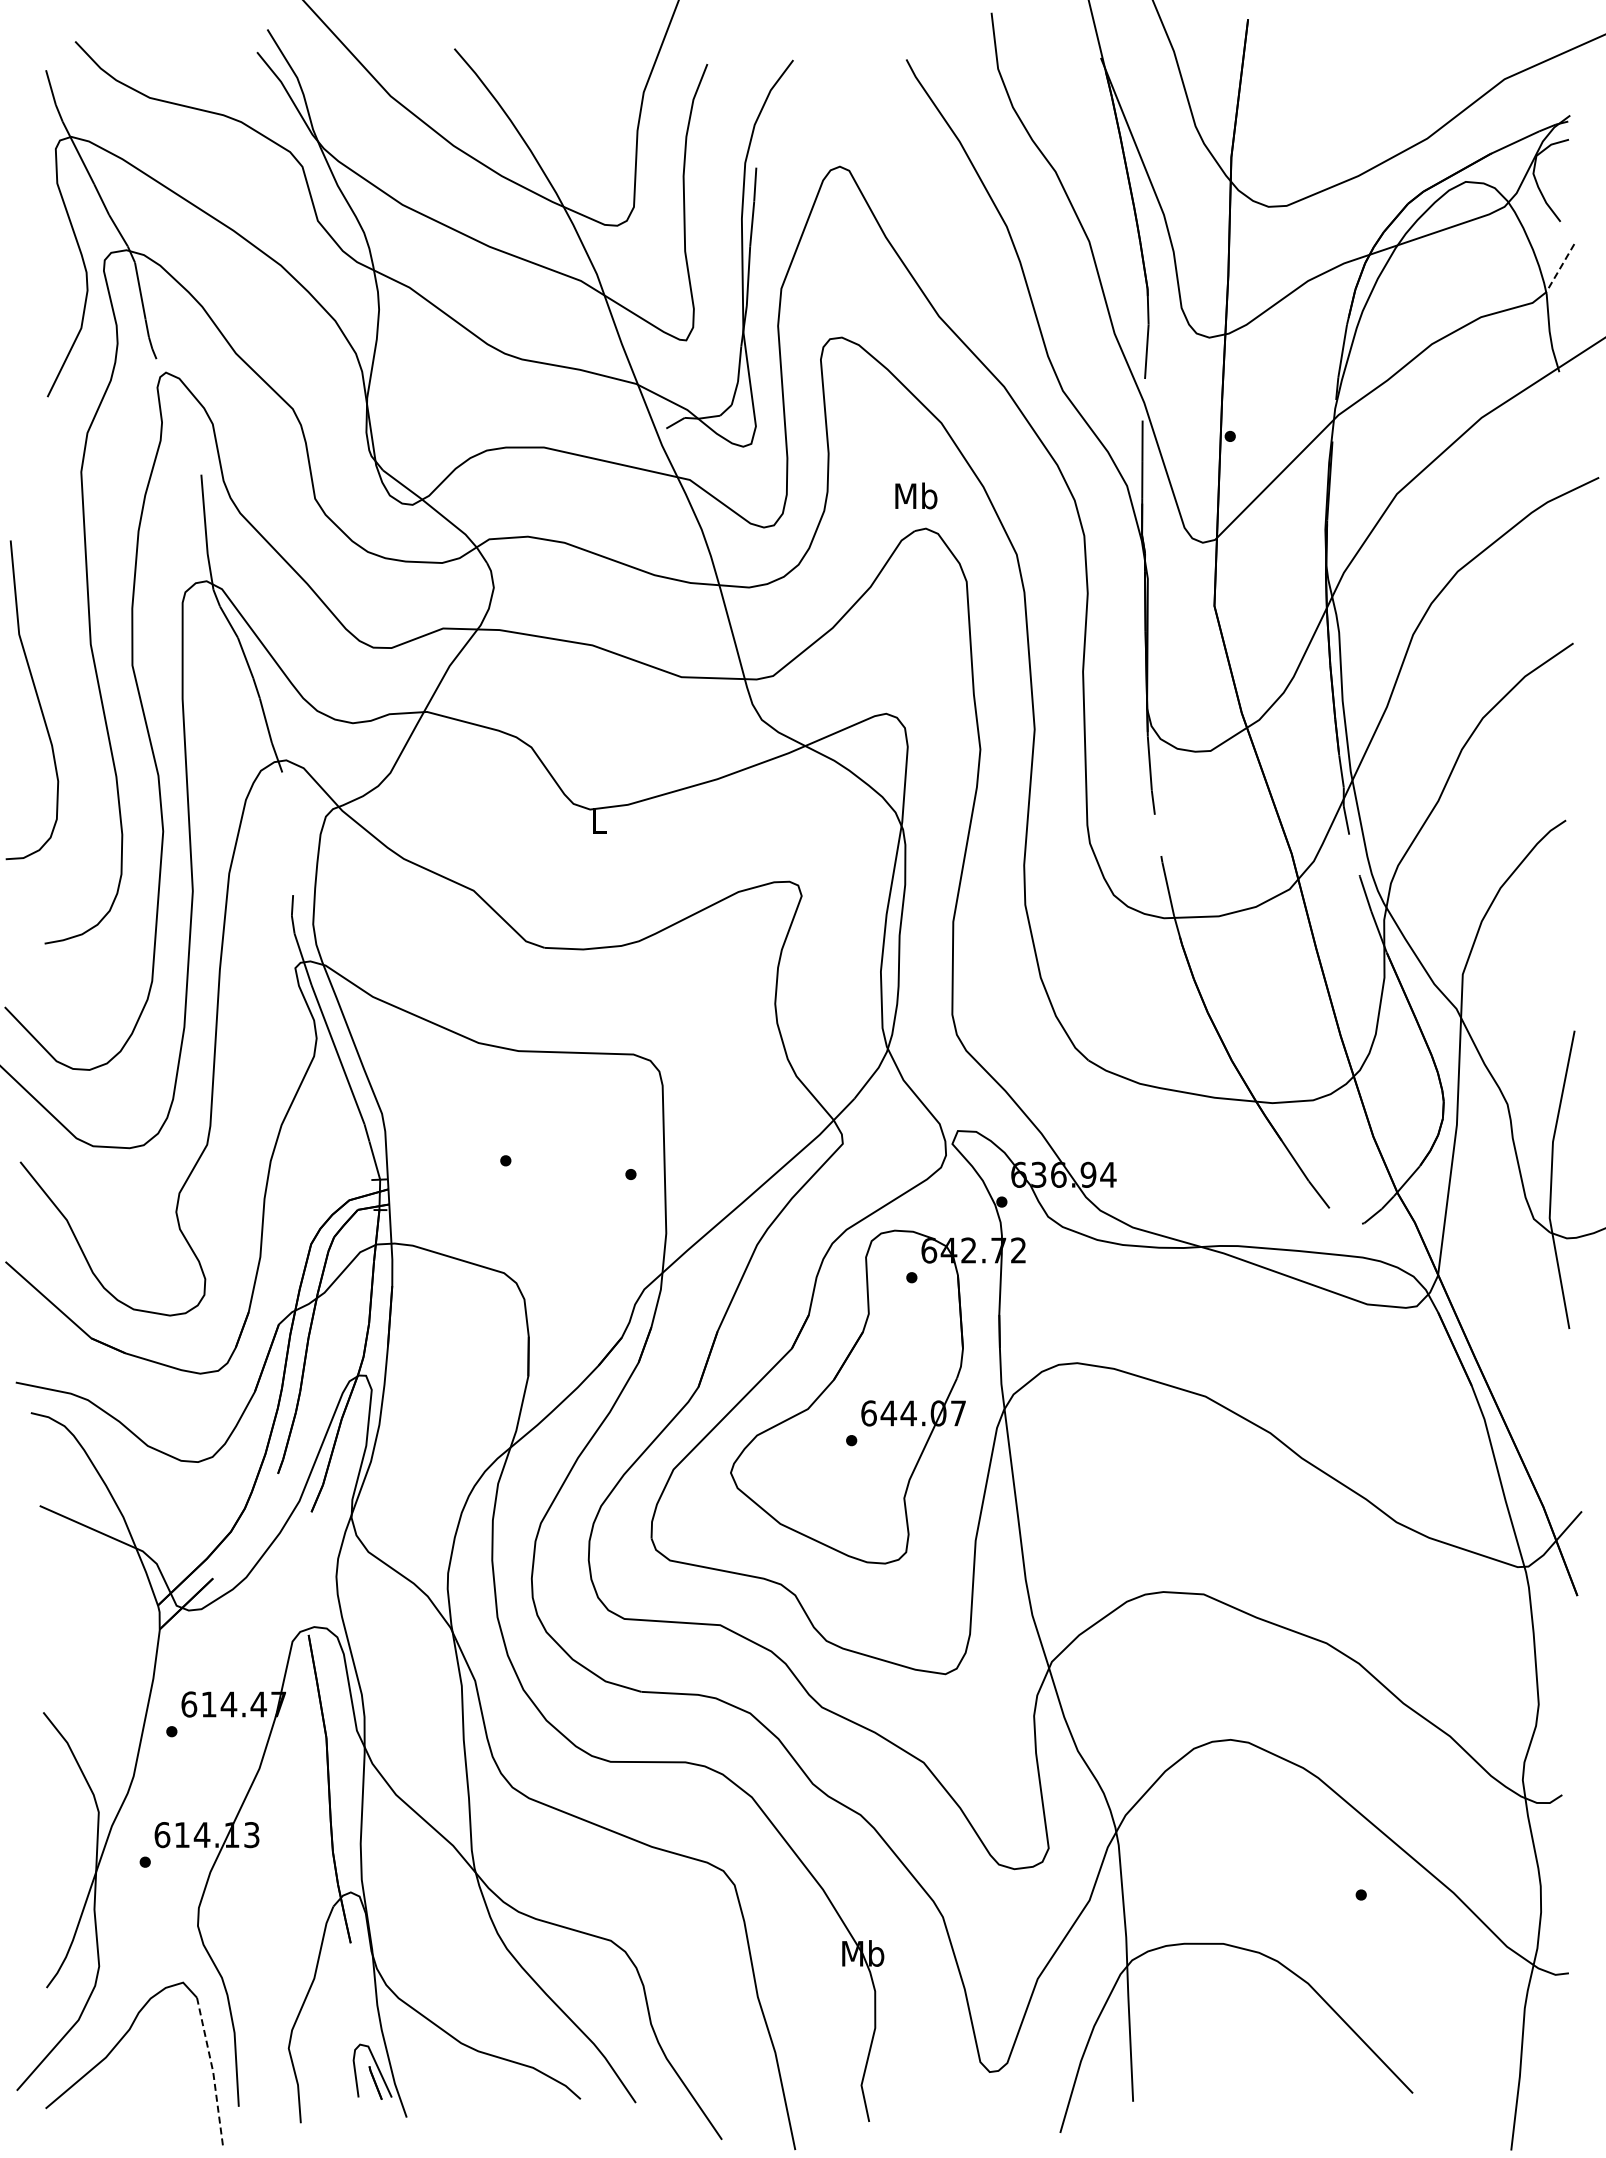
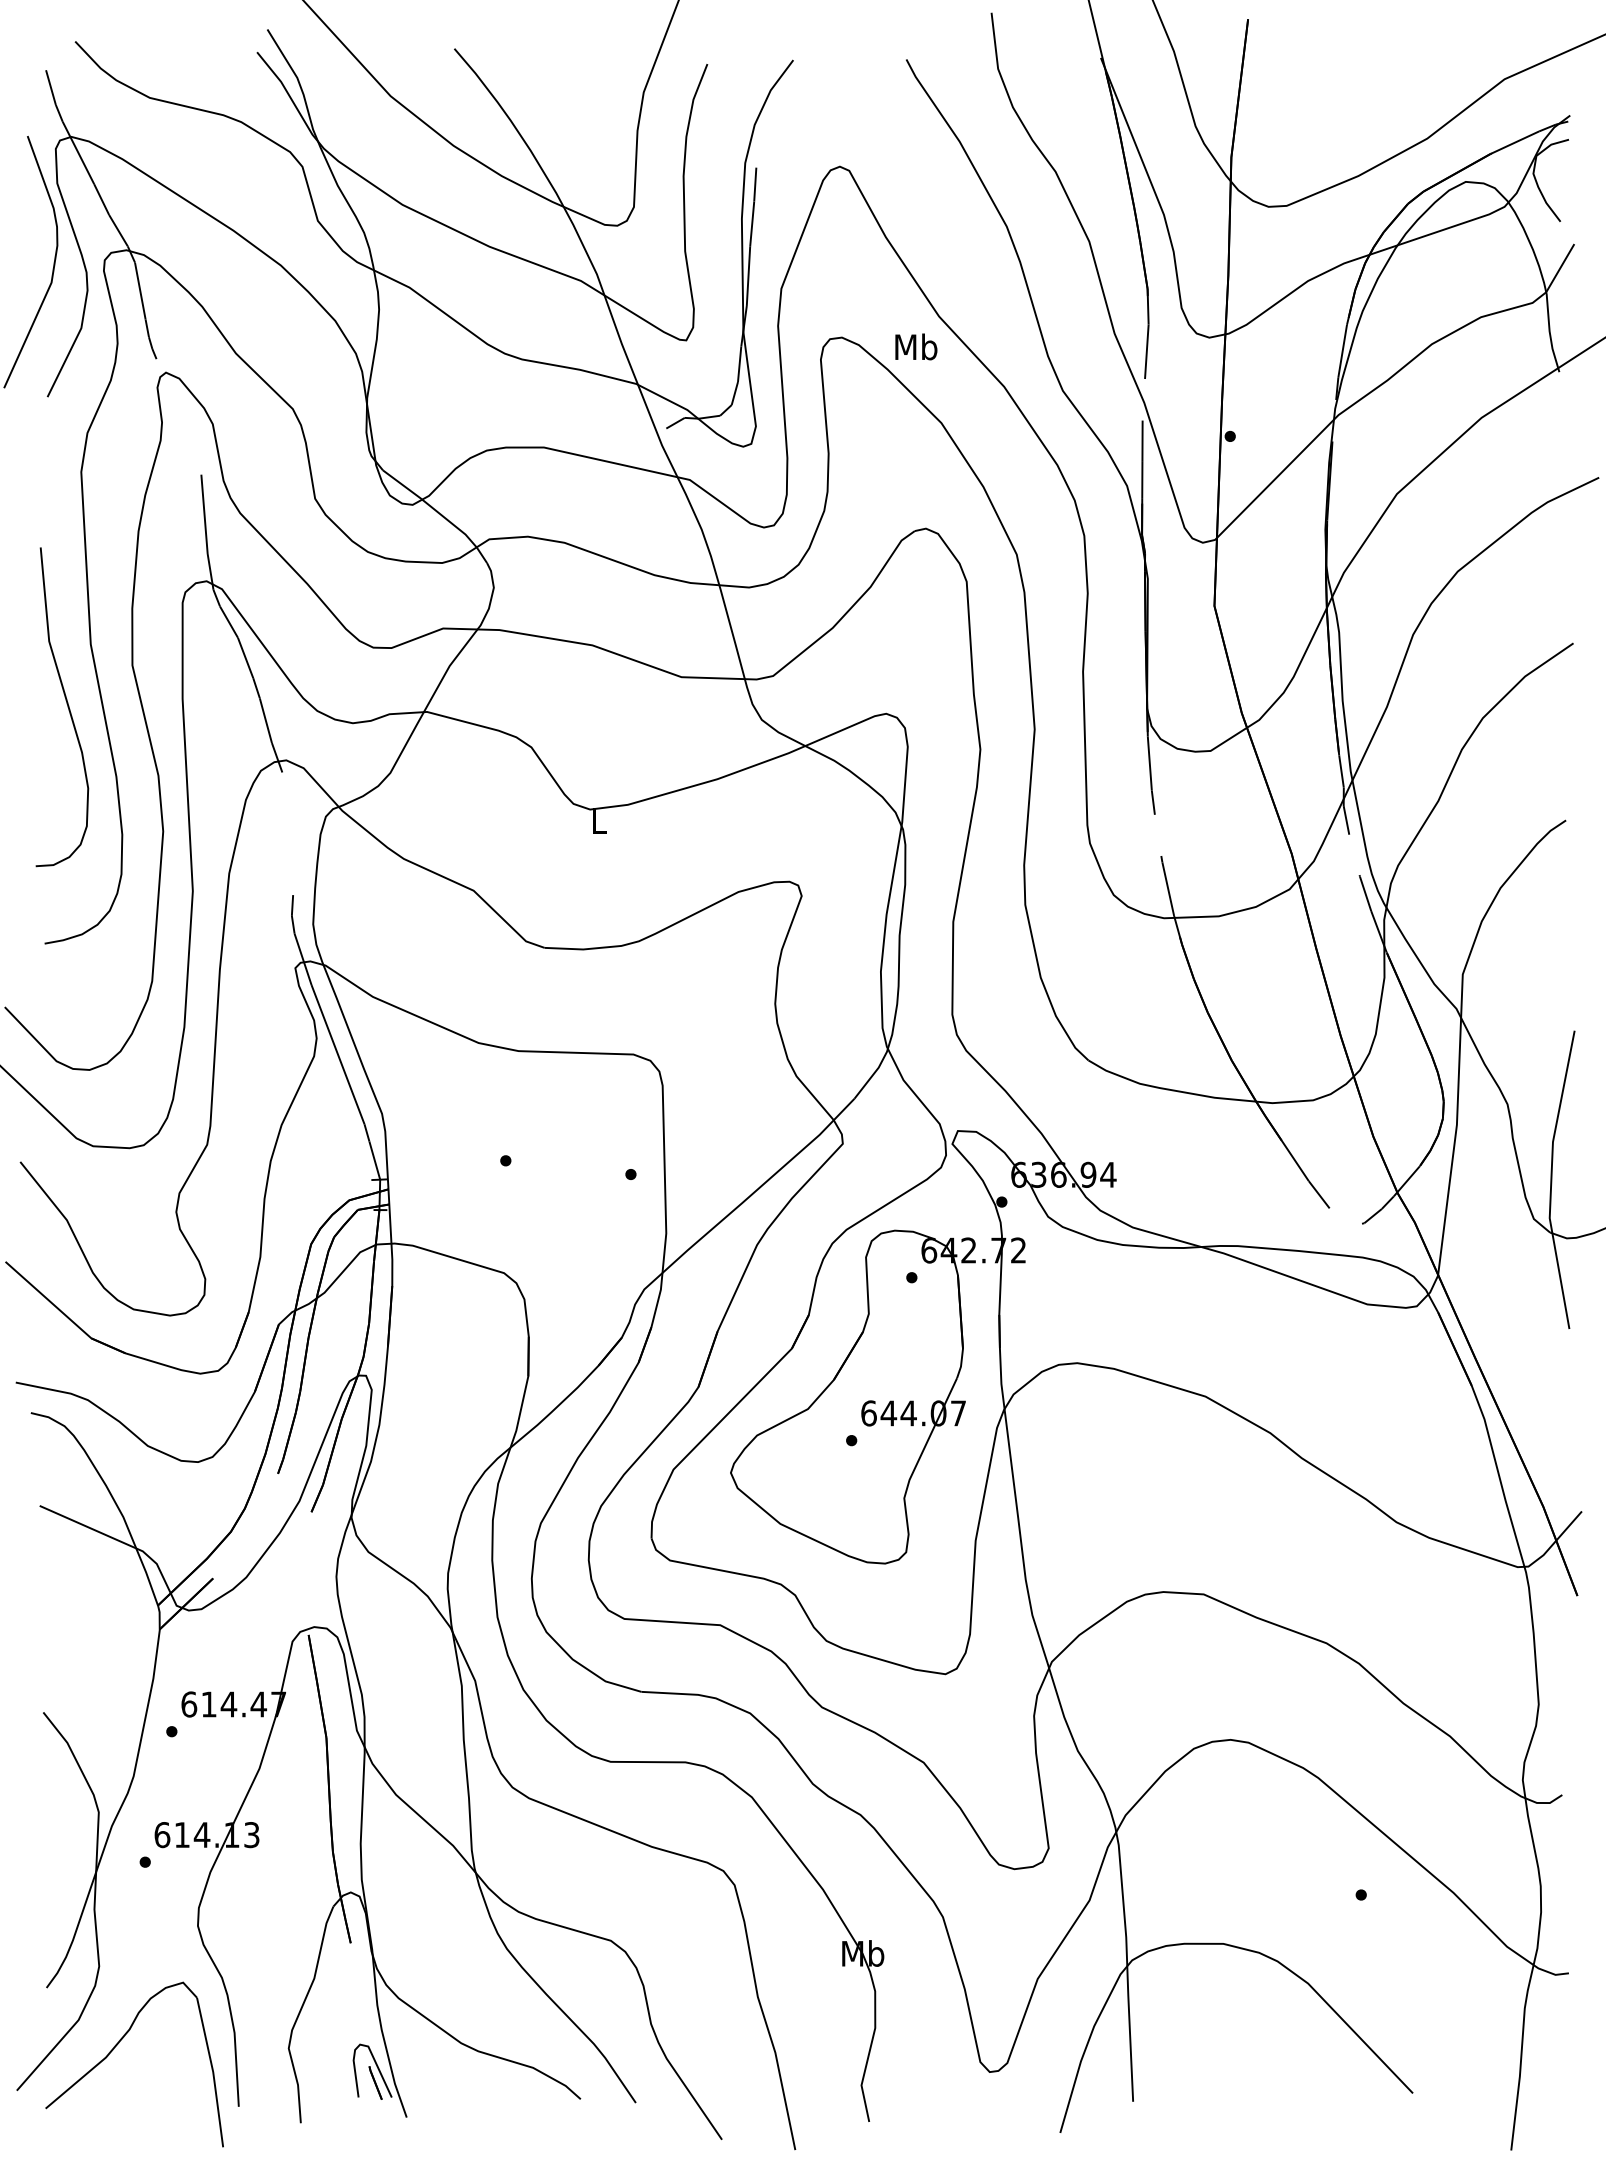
curve: none -> present (52, 268)
line: dashed -> solid (1560, 268)
text position: (916, 495) -> (916, 346) (916, 346)
curve position: (36, 697) -> (66, 704) (66, 704)
line: dashed -> solid (213, 2072)
